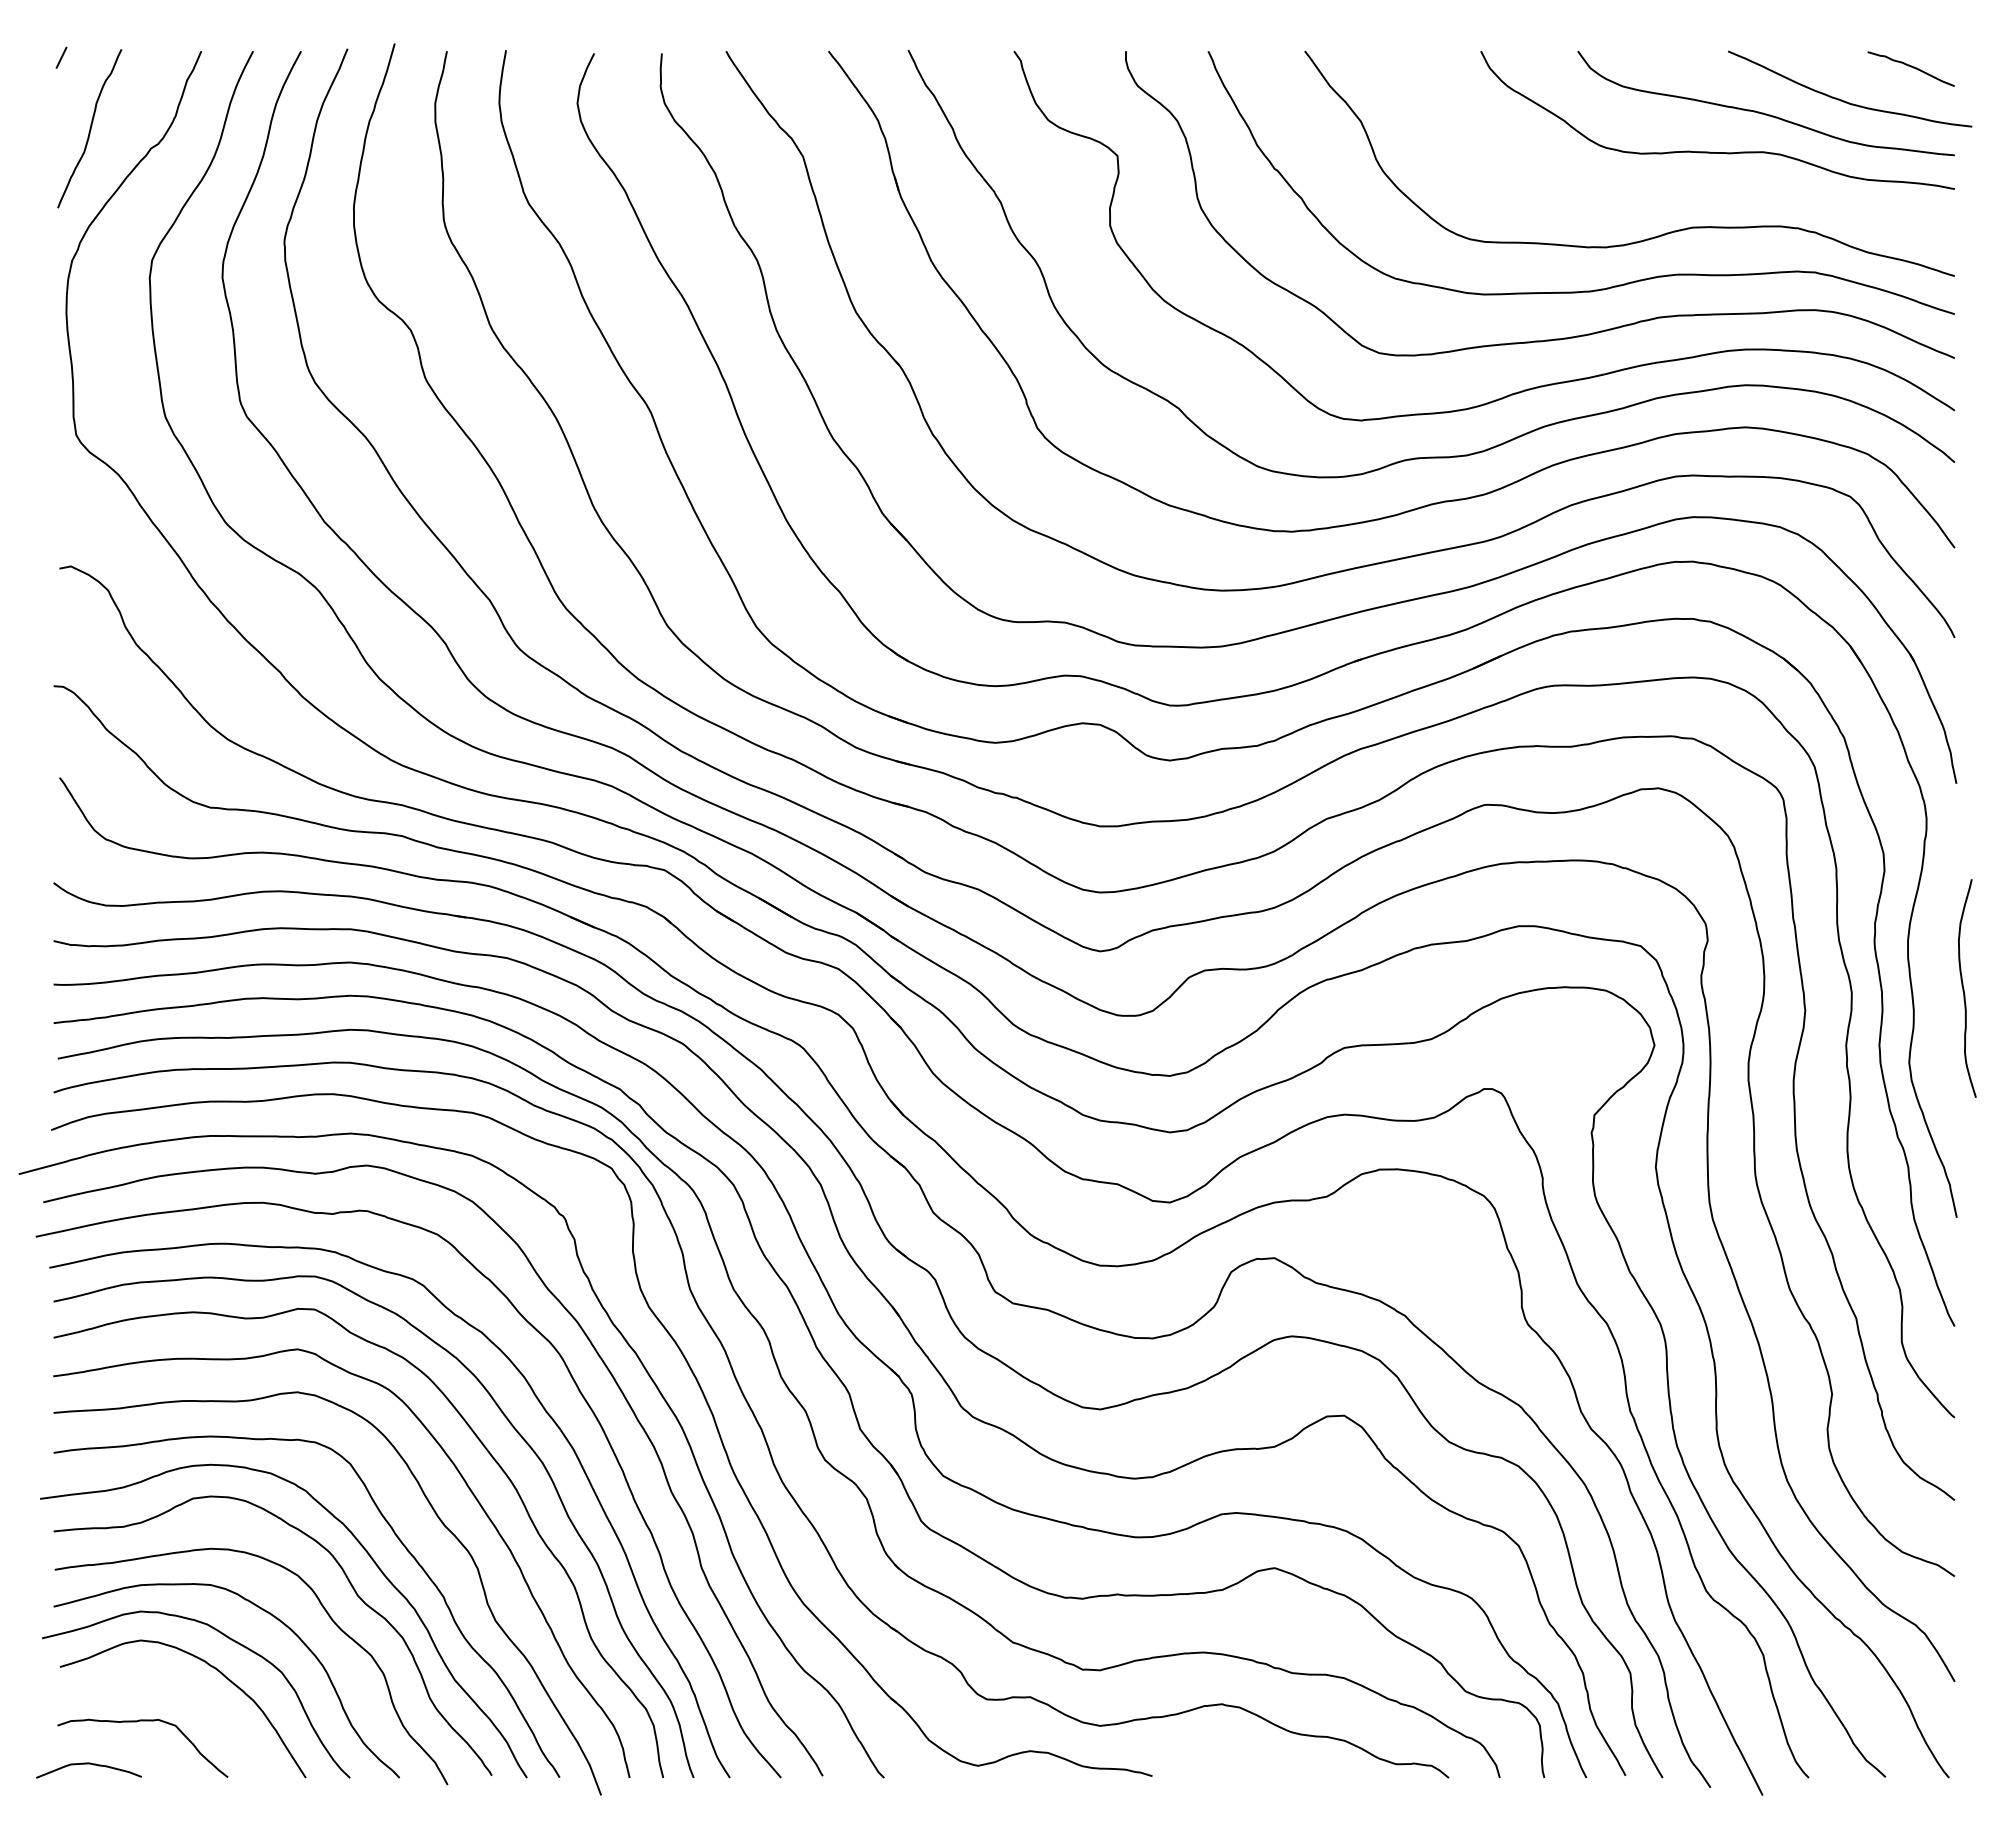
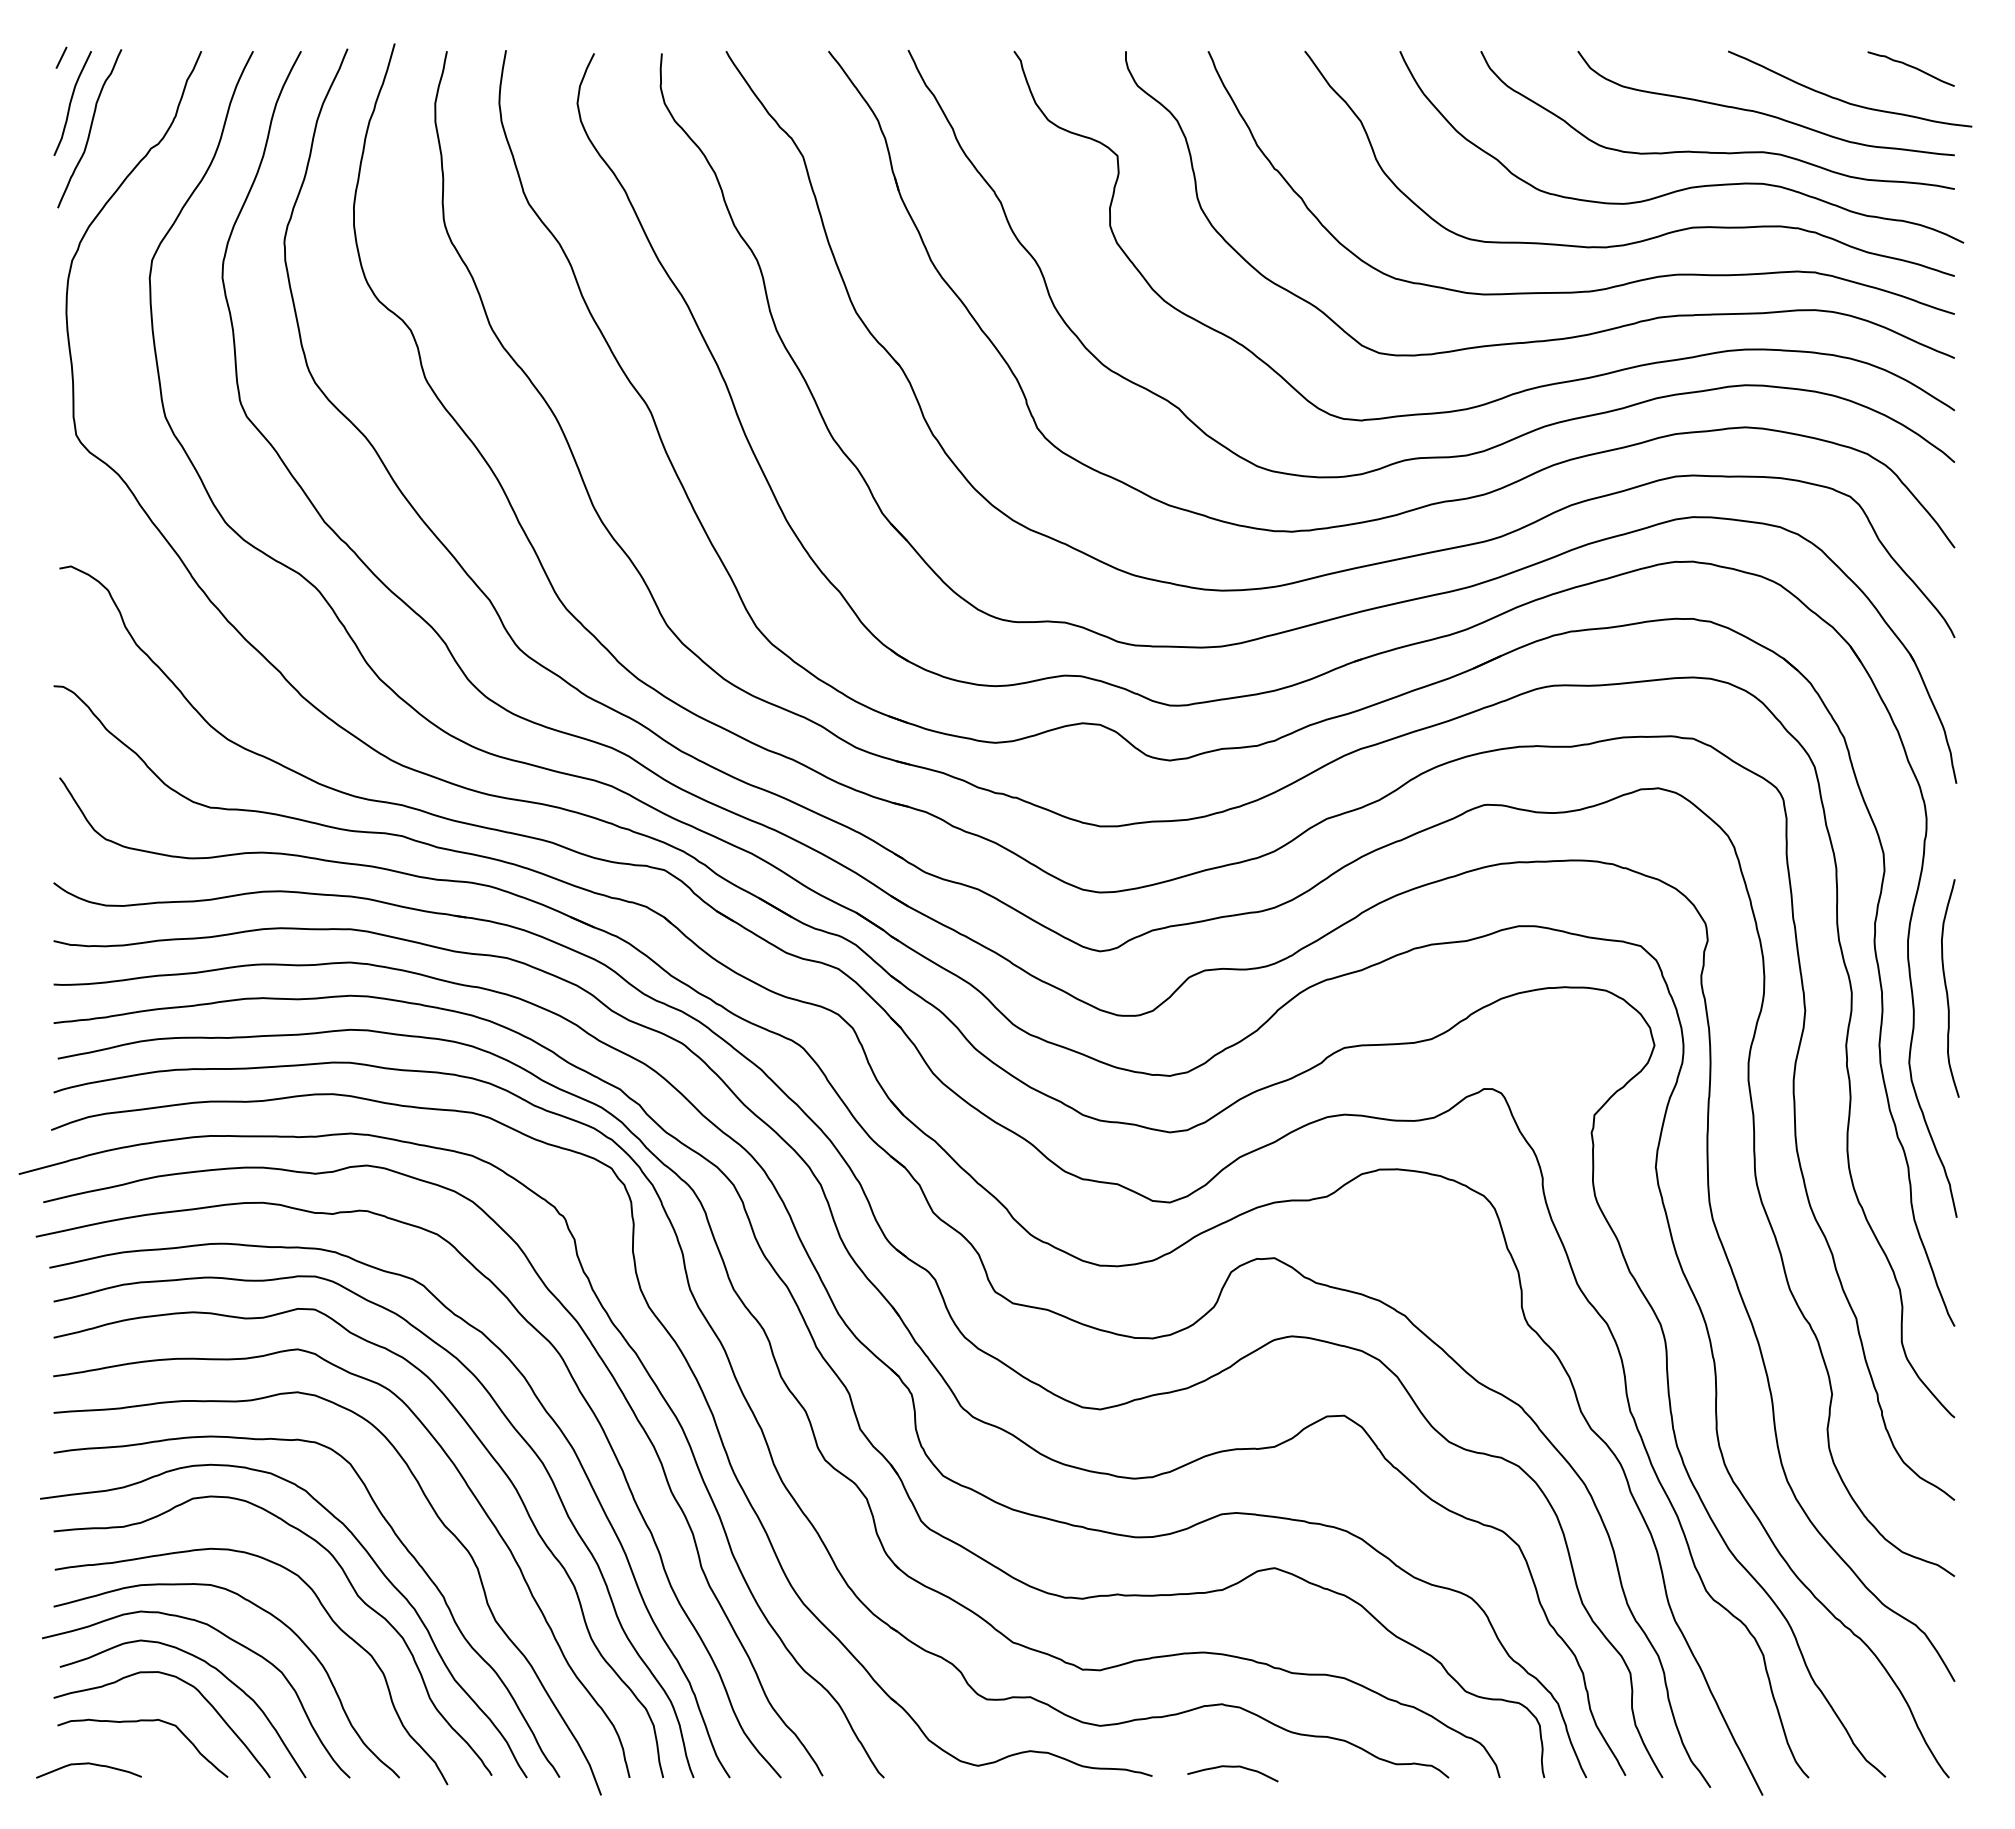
curve: none -> present (71, 103)
curve: none -> present (1690, 186)
curve position: (1964, 988) -> (1947, 988) (1947, 988)
curve: none -> present (183, 1682)
curve: none -> present (1232, 1767)
